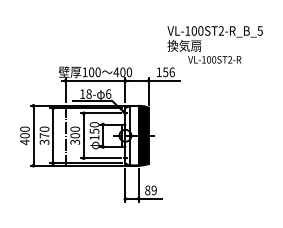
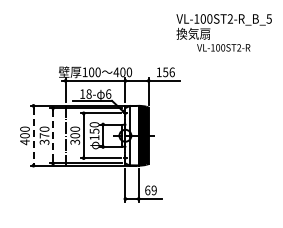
text position: (214, 44) -> (223, 32) (223, 32)
line: solid -> dashed (53, 135)
line: solid -> dashed (33, 136)
text: 89 -> 69 (147, 190)
